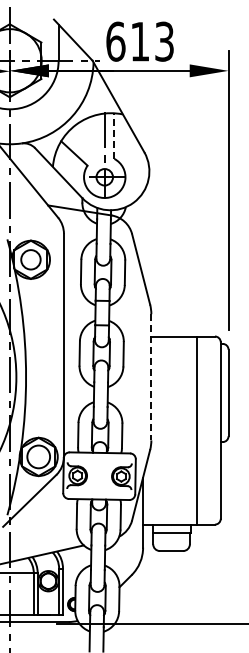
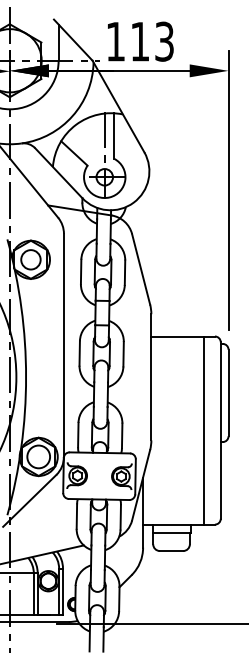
text: 613 -> 113 (115, 41)
line: dashed -> solid (114, 136)
line: dashed -> solid (151, 377)
line position: (197, 430) -> (204, 430) (204, 430)
